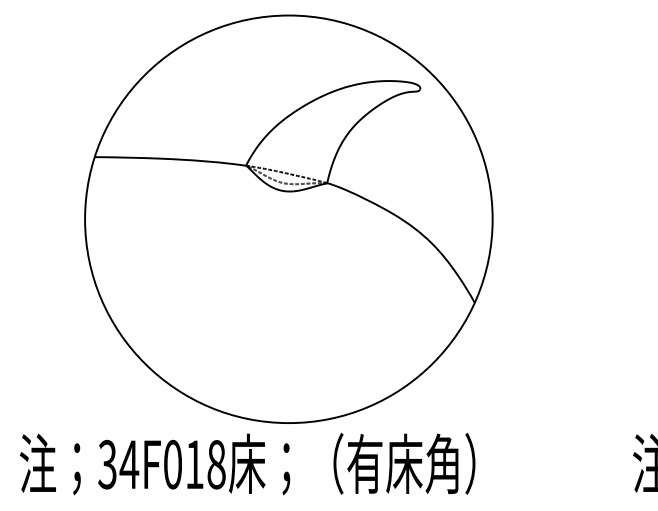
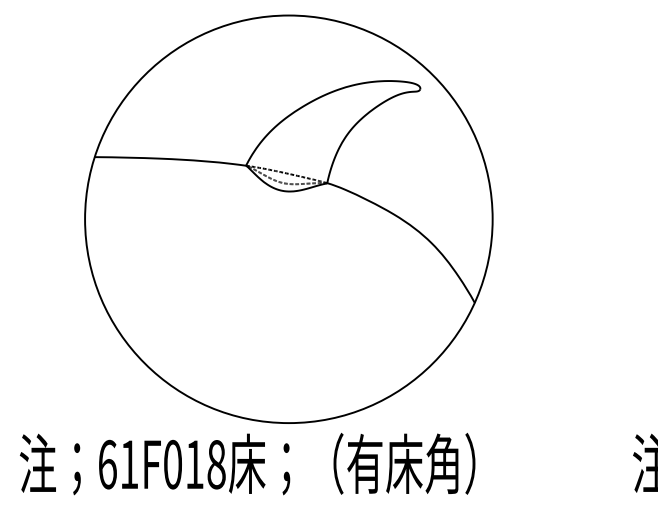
text: 34F018 -> 61F018 (118, 464)
